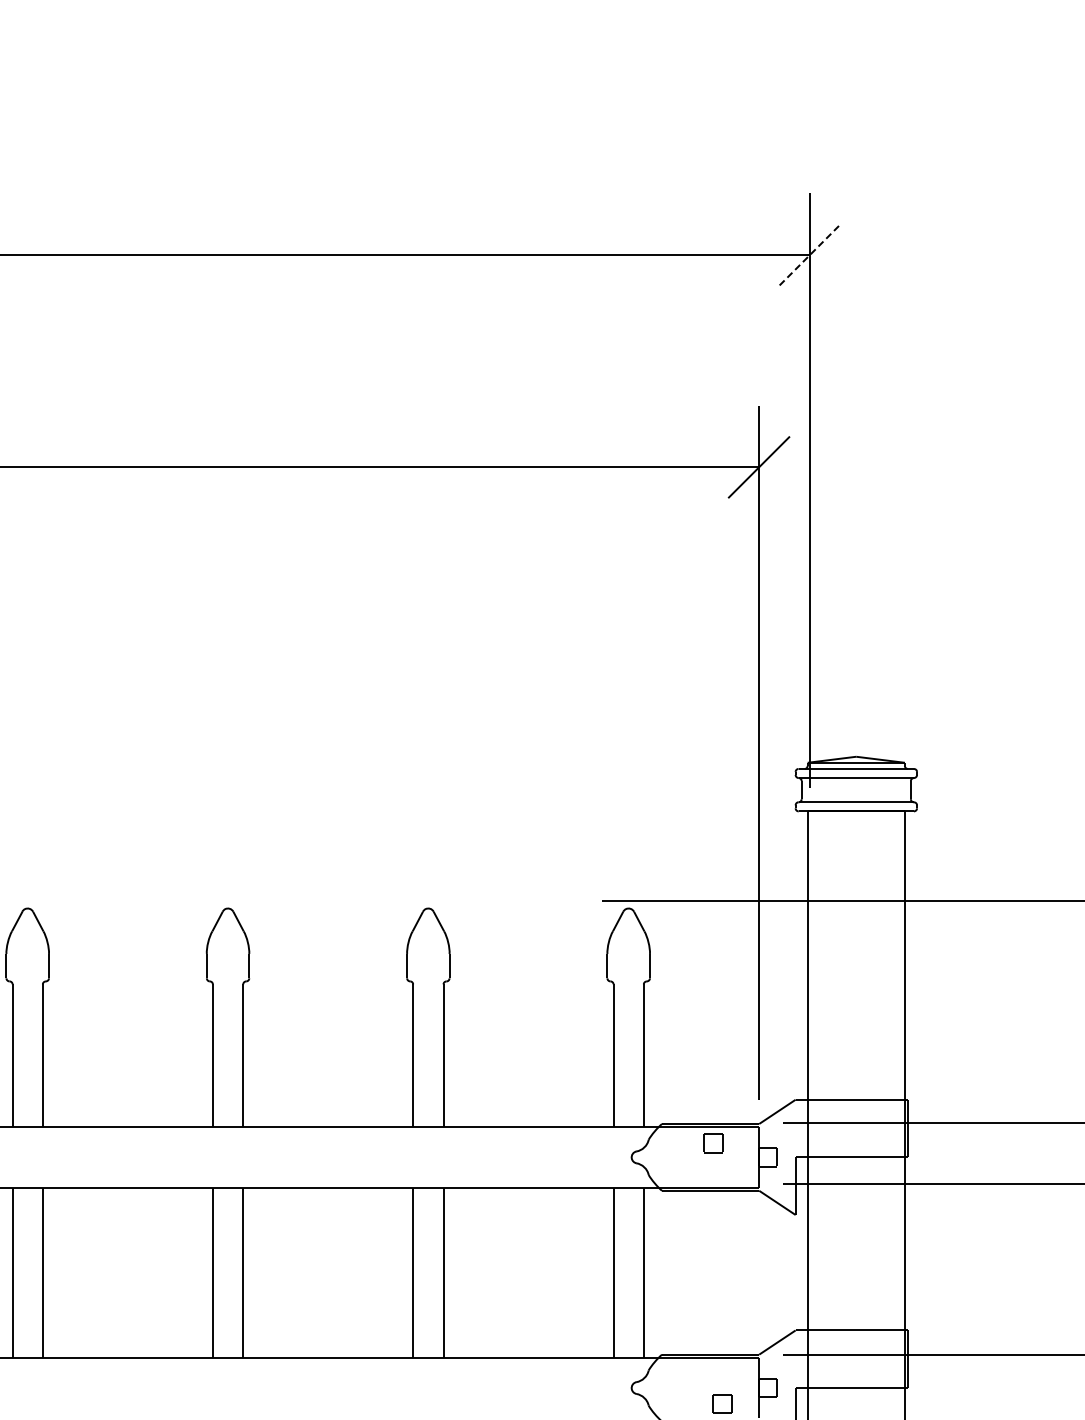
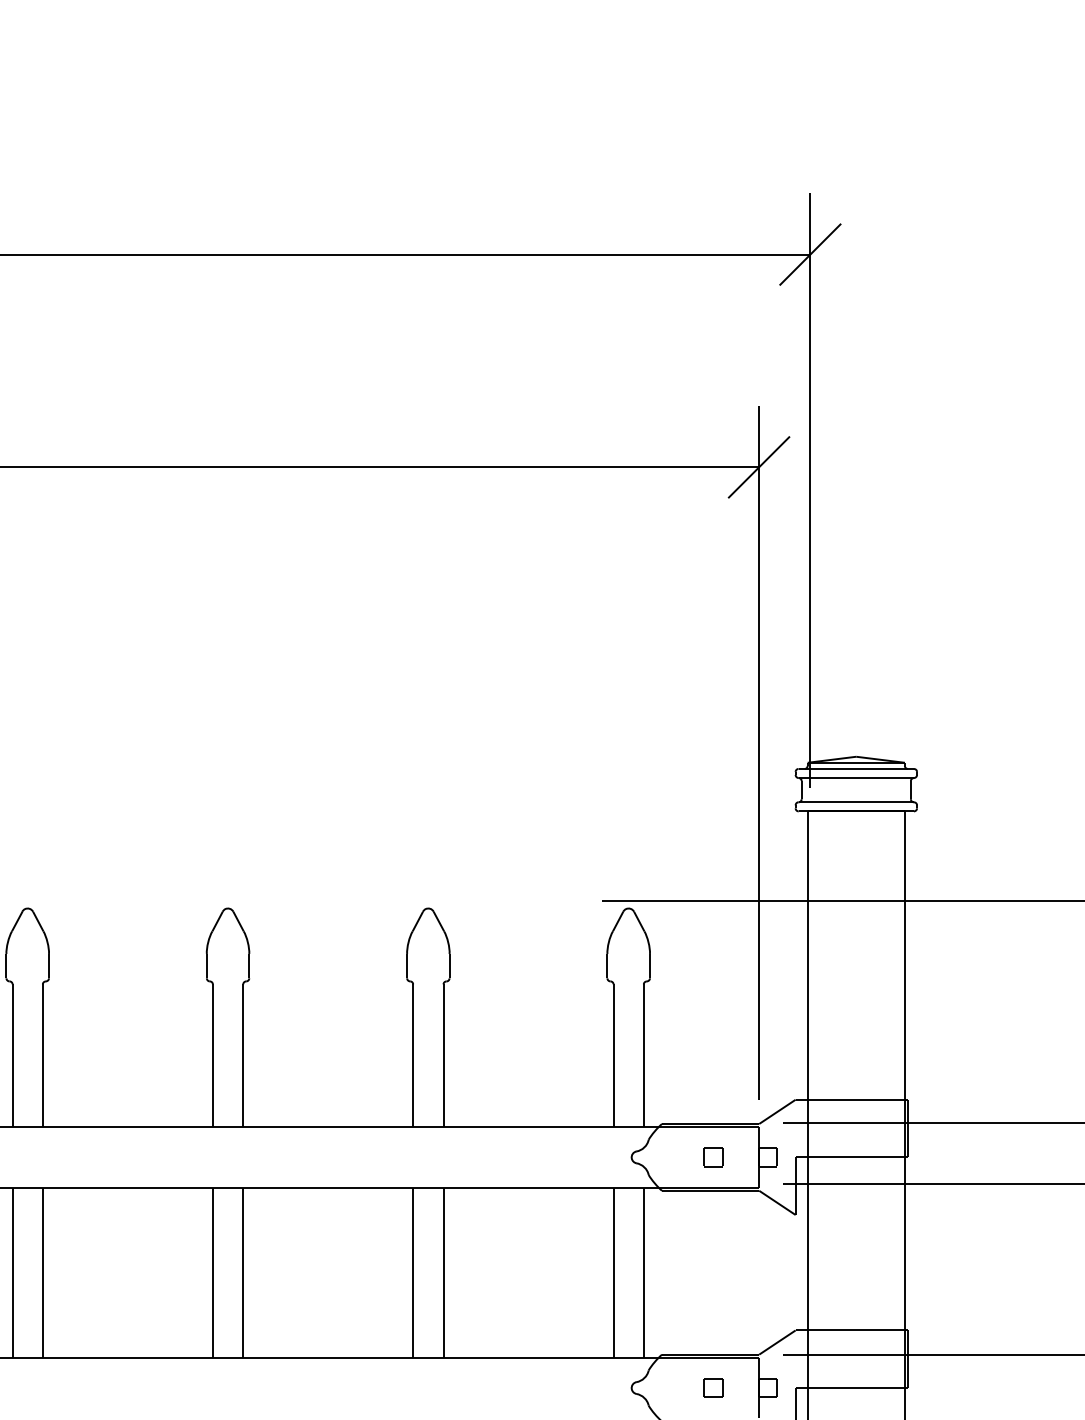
line: dashed -> solid (810, 254)
part position: (713, 1143) -> (713, 1157) (713, 1157)
part position: (722, 1403) -> (713, 1387) (713, 1387)
